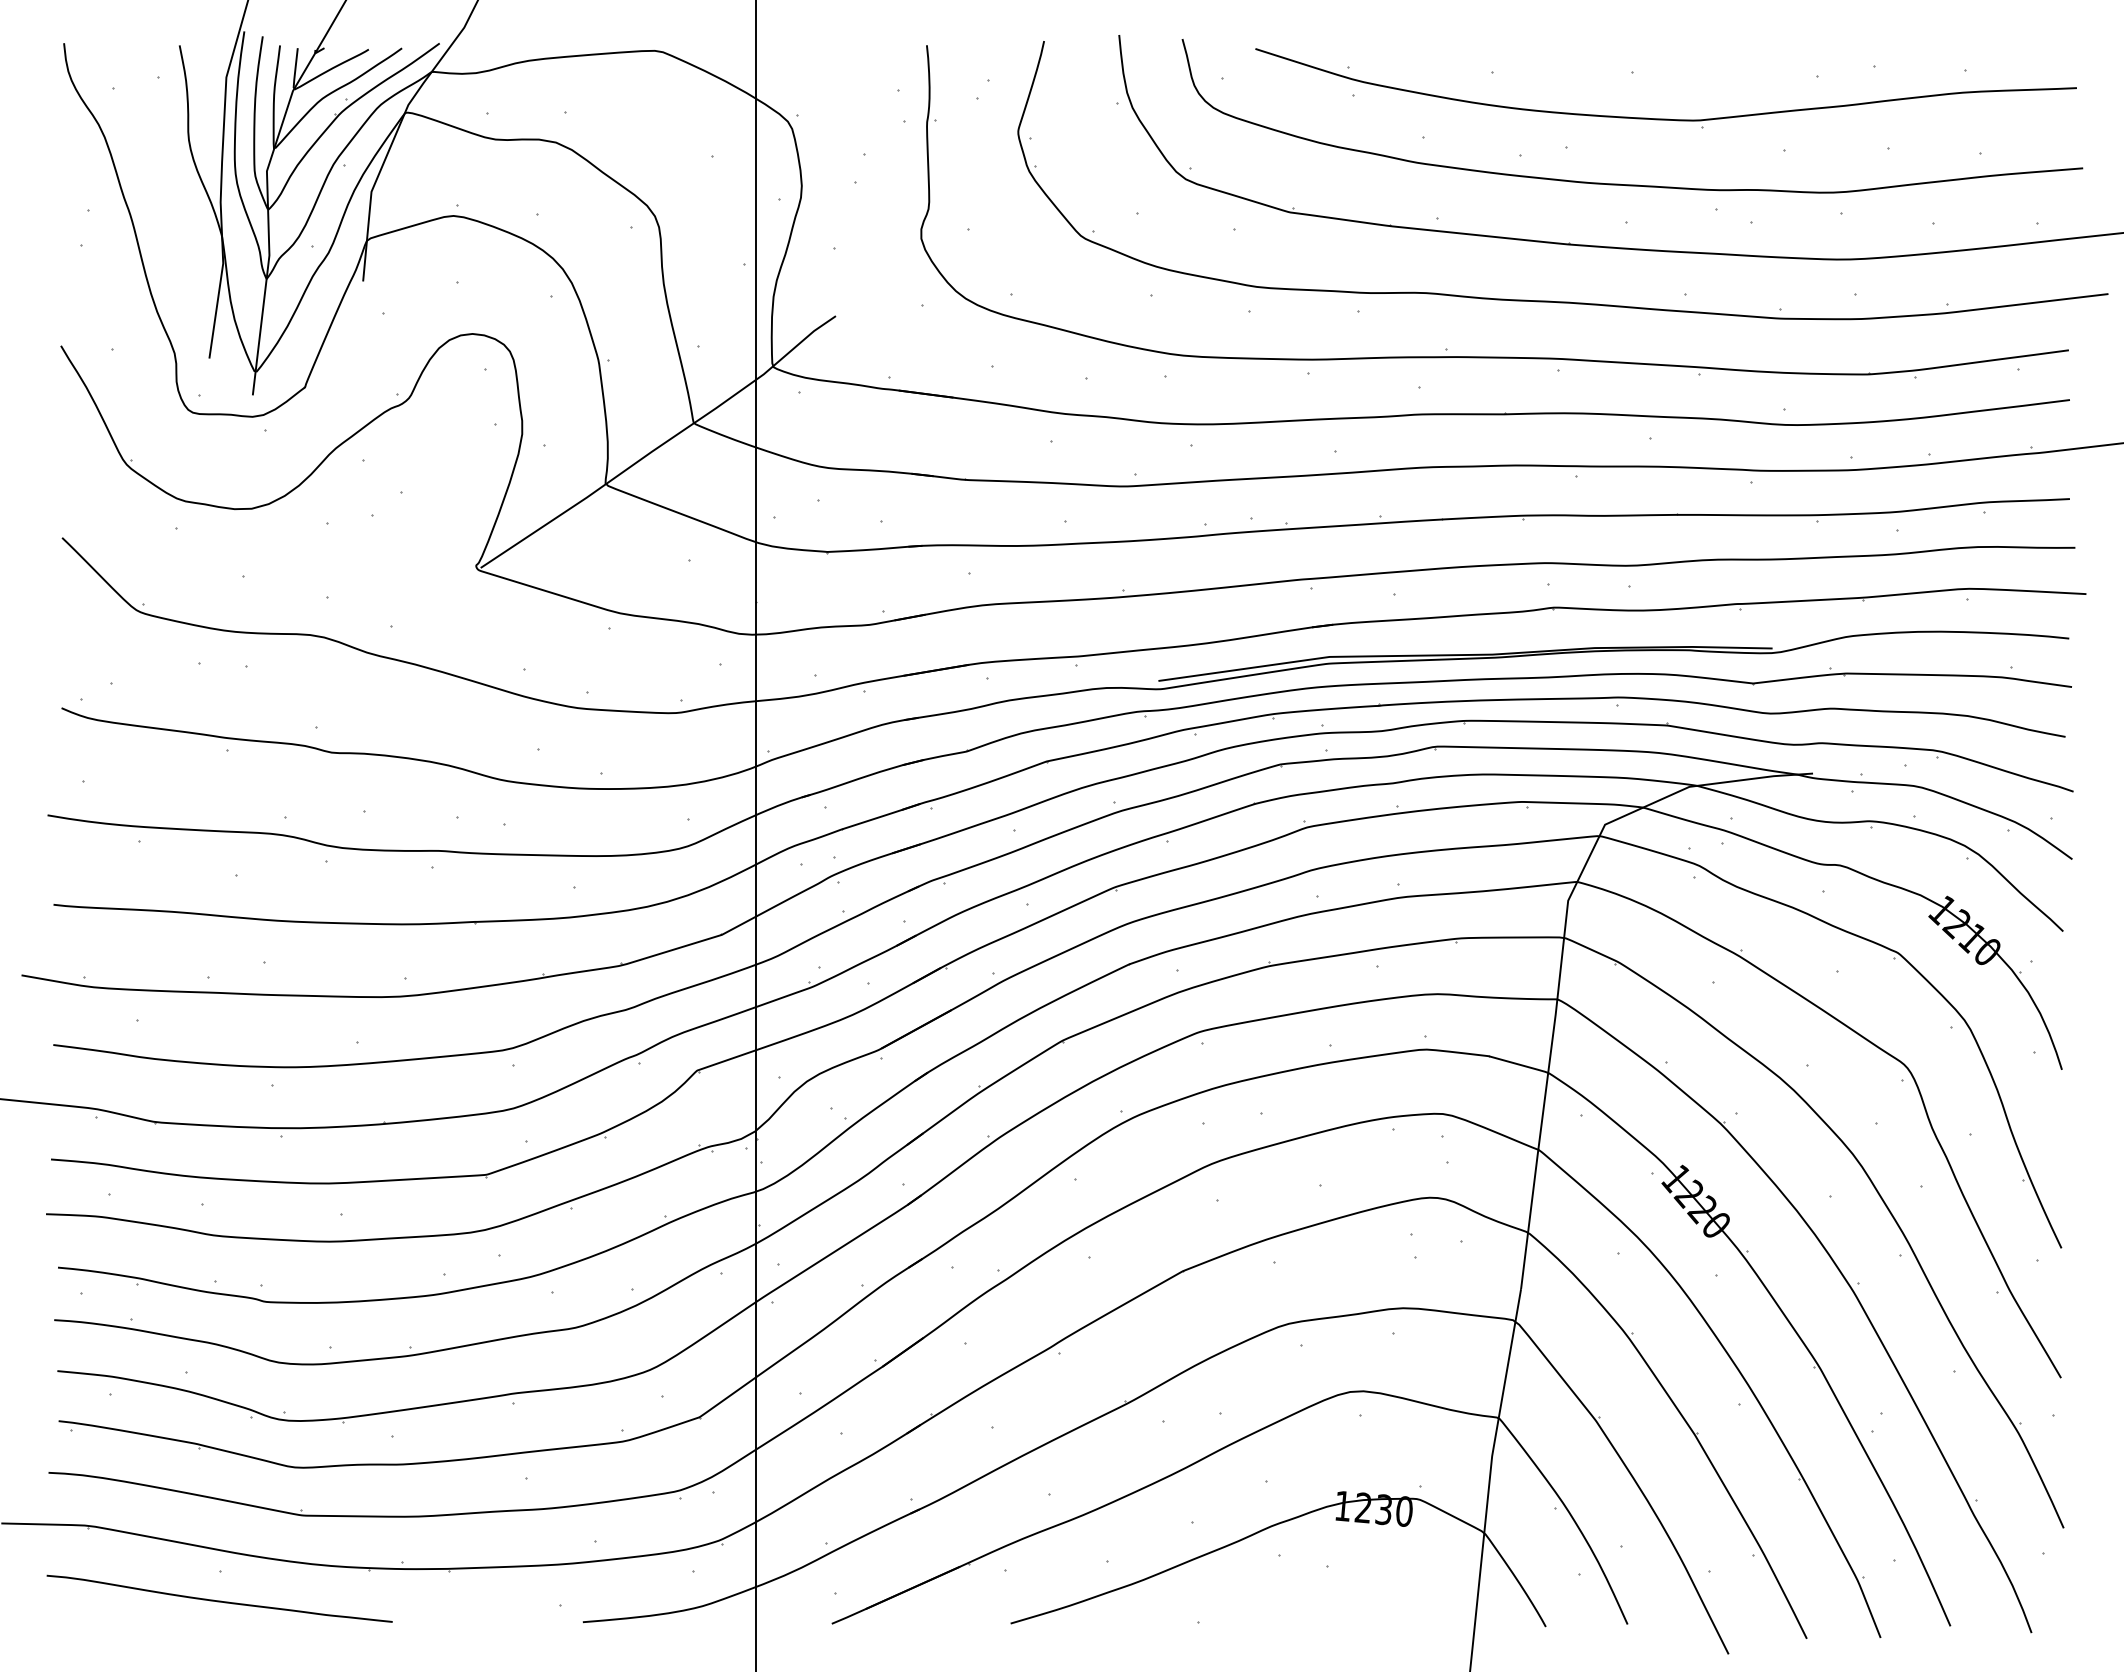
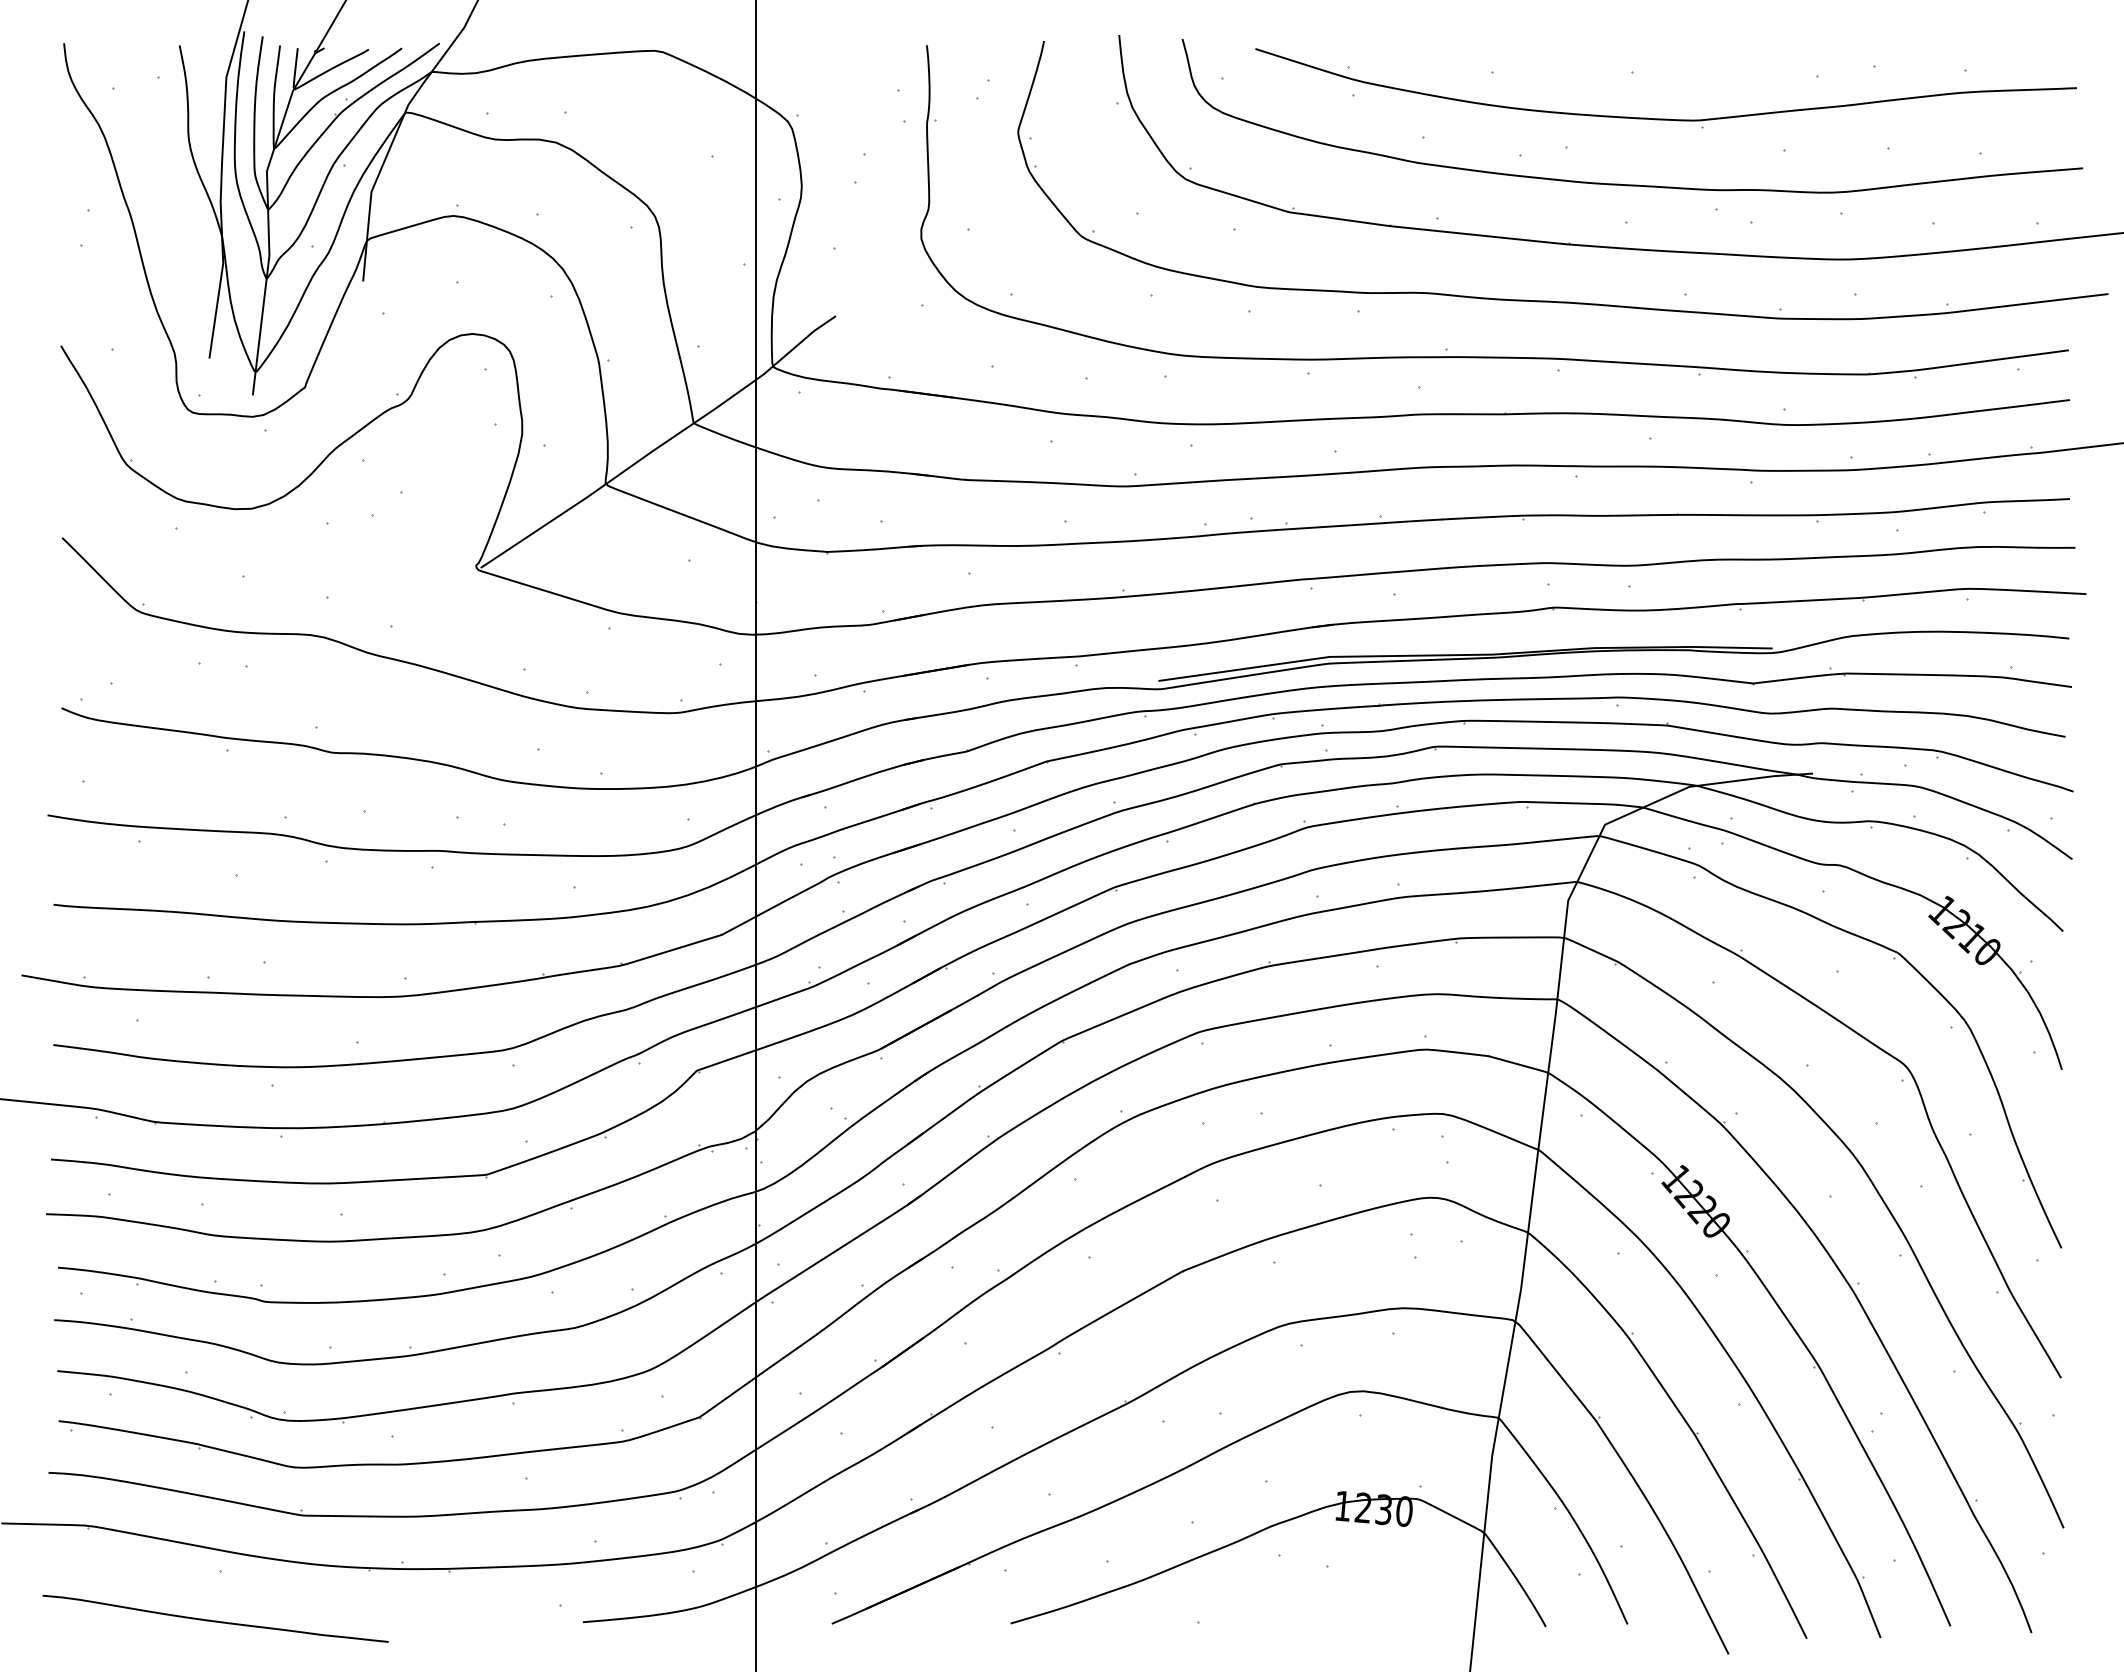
curve position: (219, 1600) -> (215, 1620) (215, 1620)
